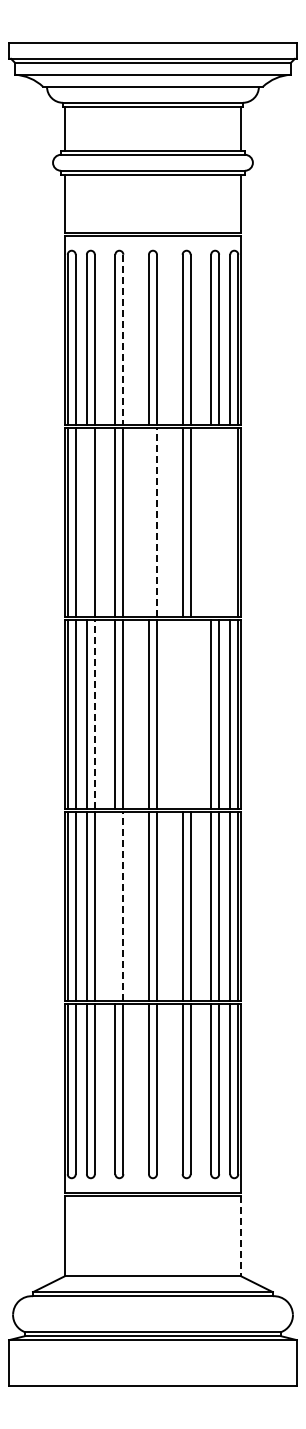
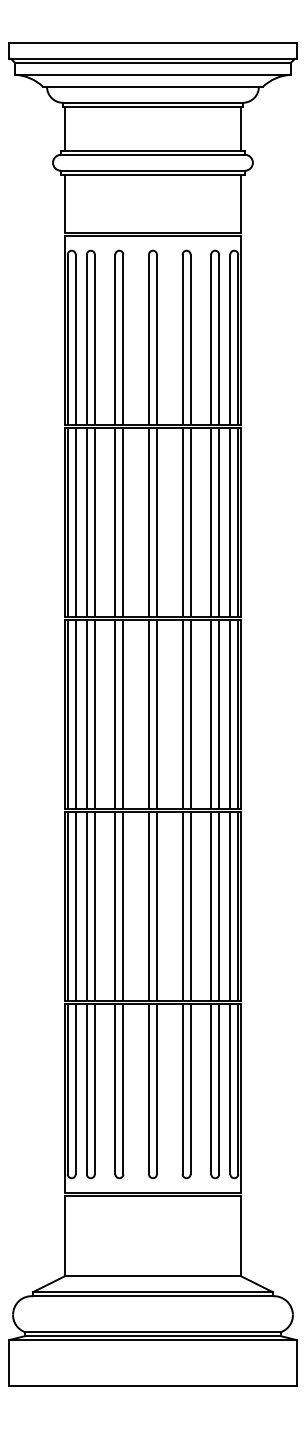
line: dashed -> solid (123, 340)
line: none -> present (86, 522)
line: none -> present (148, 522)
line: dashed -> solid (156, 522)
line: none -> present (211, 522)
line: none -> present (219, 522)
line: none -> present (230, 522)
line: dashed -> solid (94, 713)
line: none -> present (182, 714)
line: none -> present (190, 714)
line: none -> present (115, 905)
line: dashed -> solid (123, 905)
line: dashed -> solid (240, 1236)
